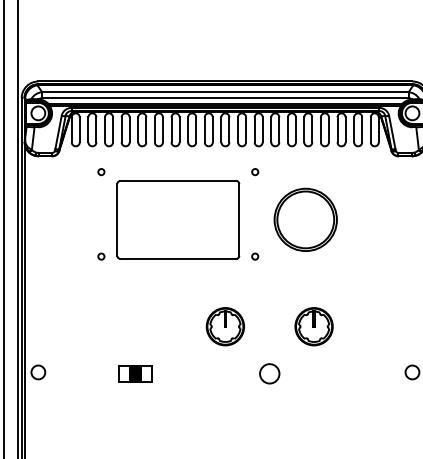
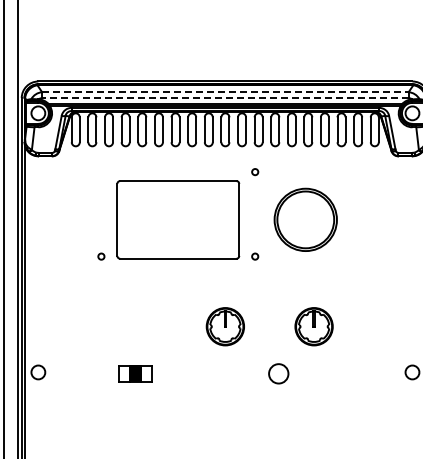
line: solid -> dashed (225, 92)
line: solid -> dashed (224, 98)
circle: present -> none (101, 172)
circle position: (269, 373) -> (278, 373) (278, 373)
